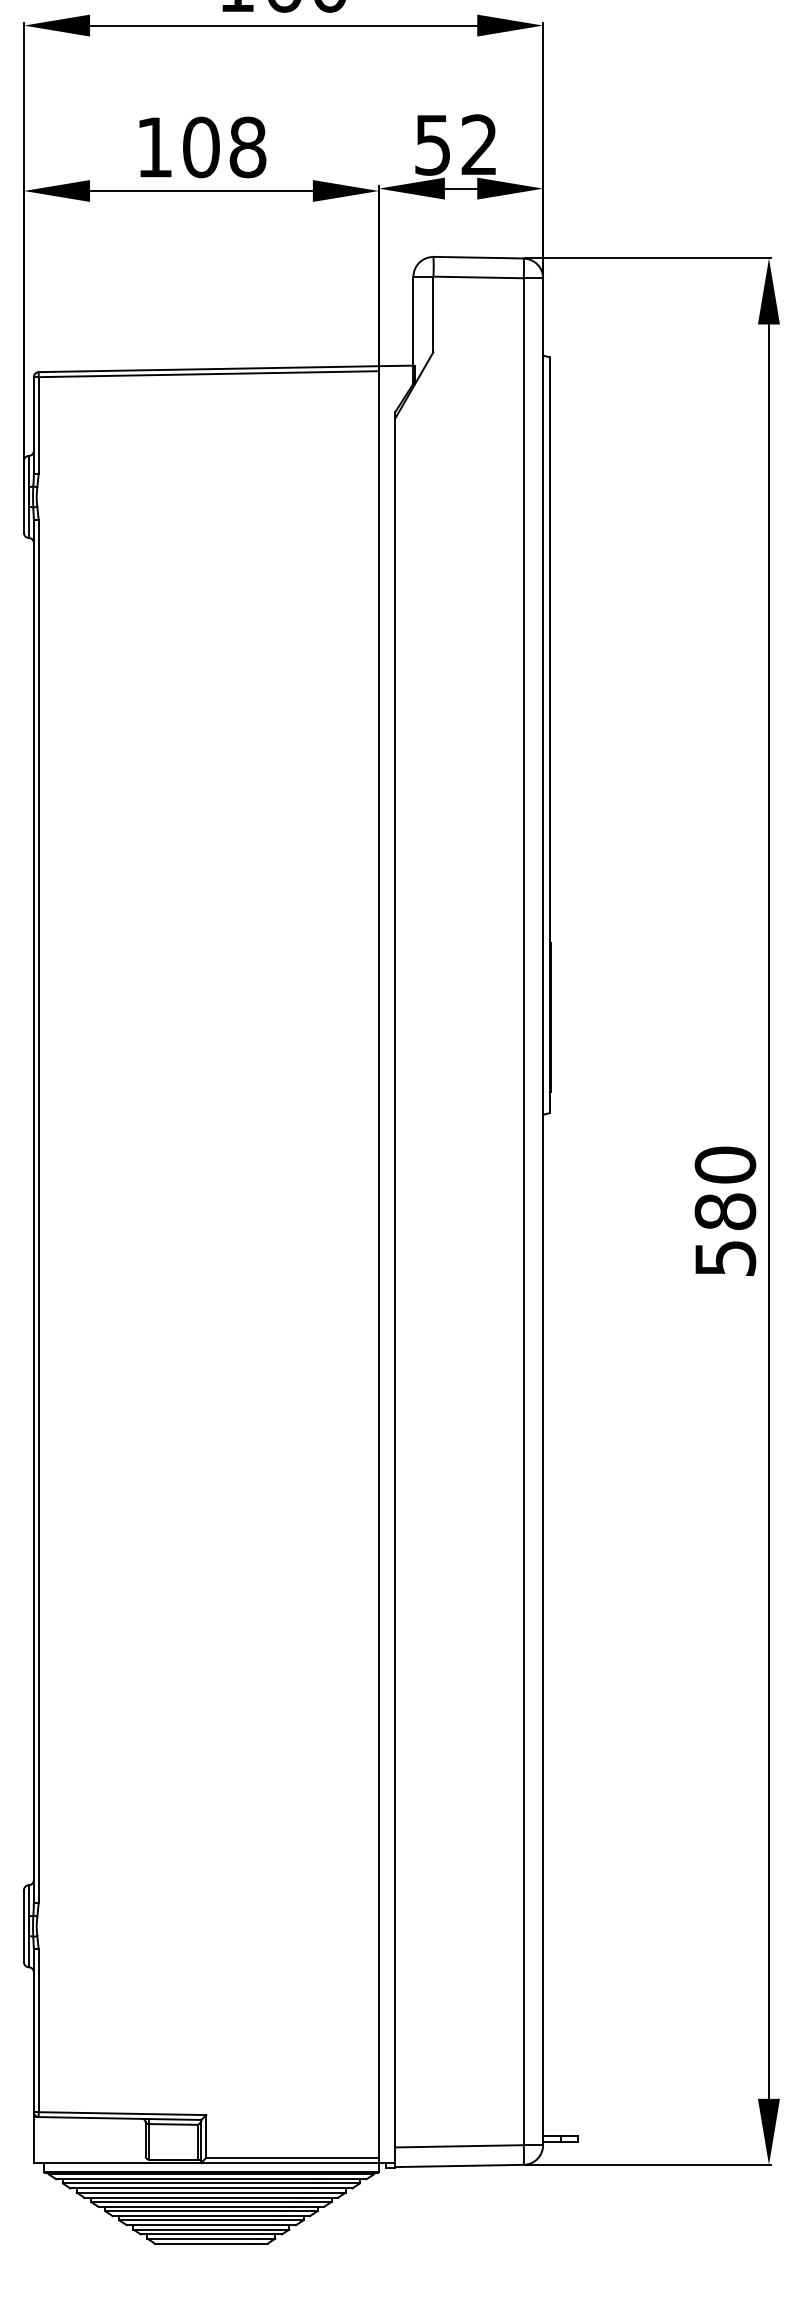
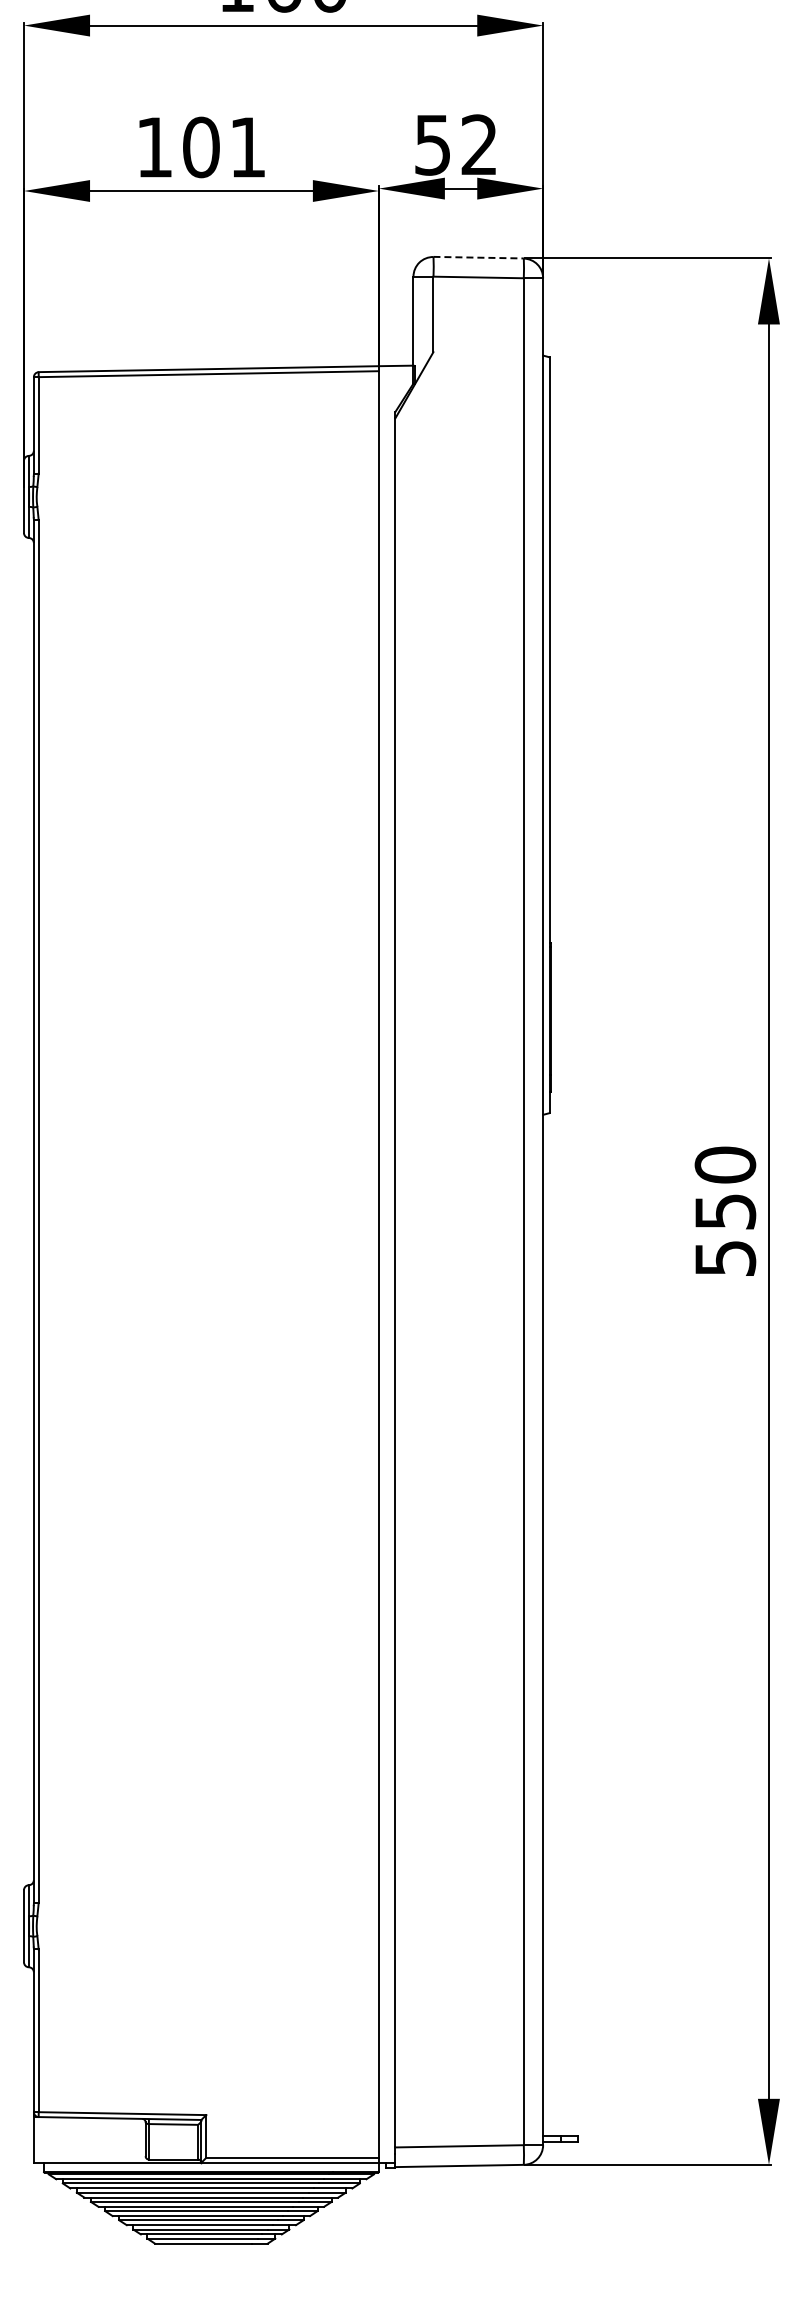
text: 108 -> 101 (247, 147)
line: solid -> dashed (479, 257)
text: 580 -> 550 (725, 1211)
